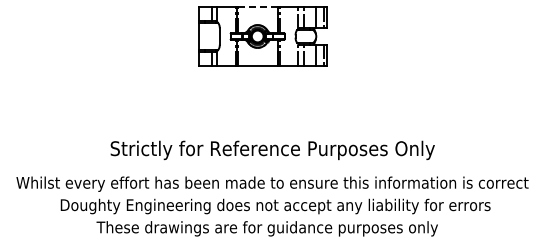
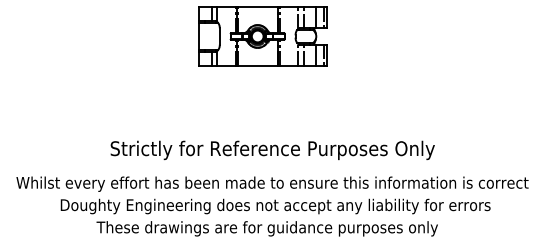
line: dashed -> solid (257, 7)
